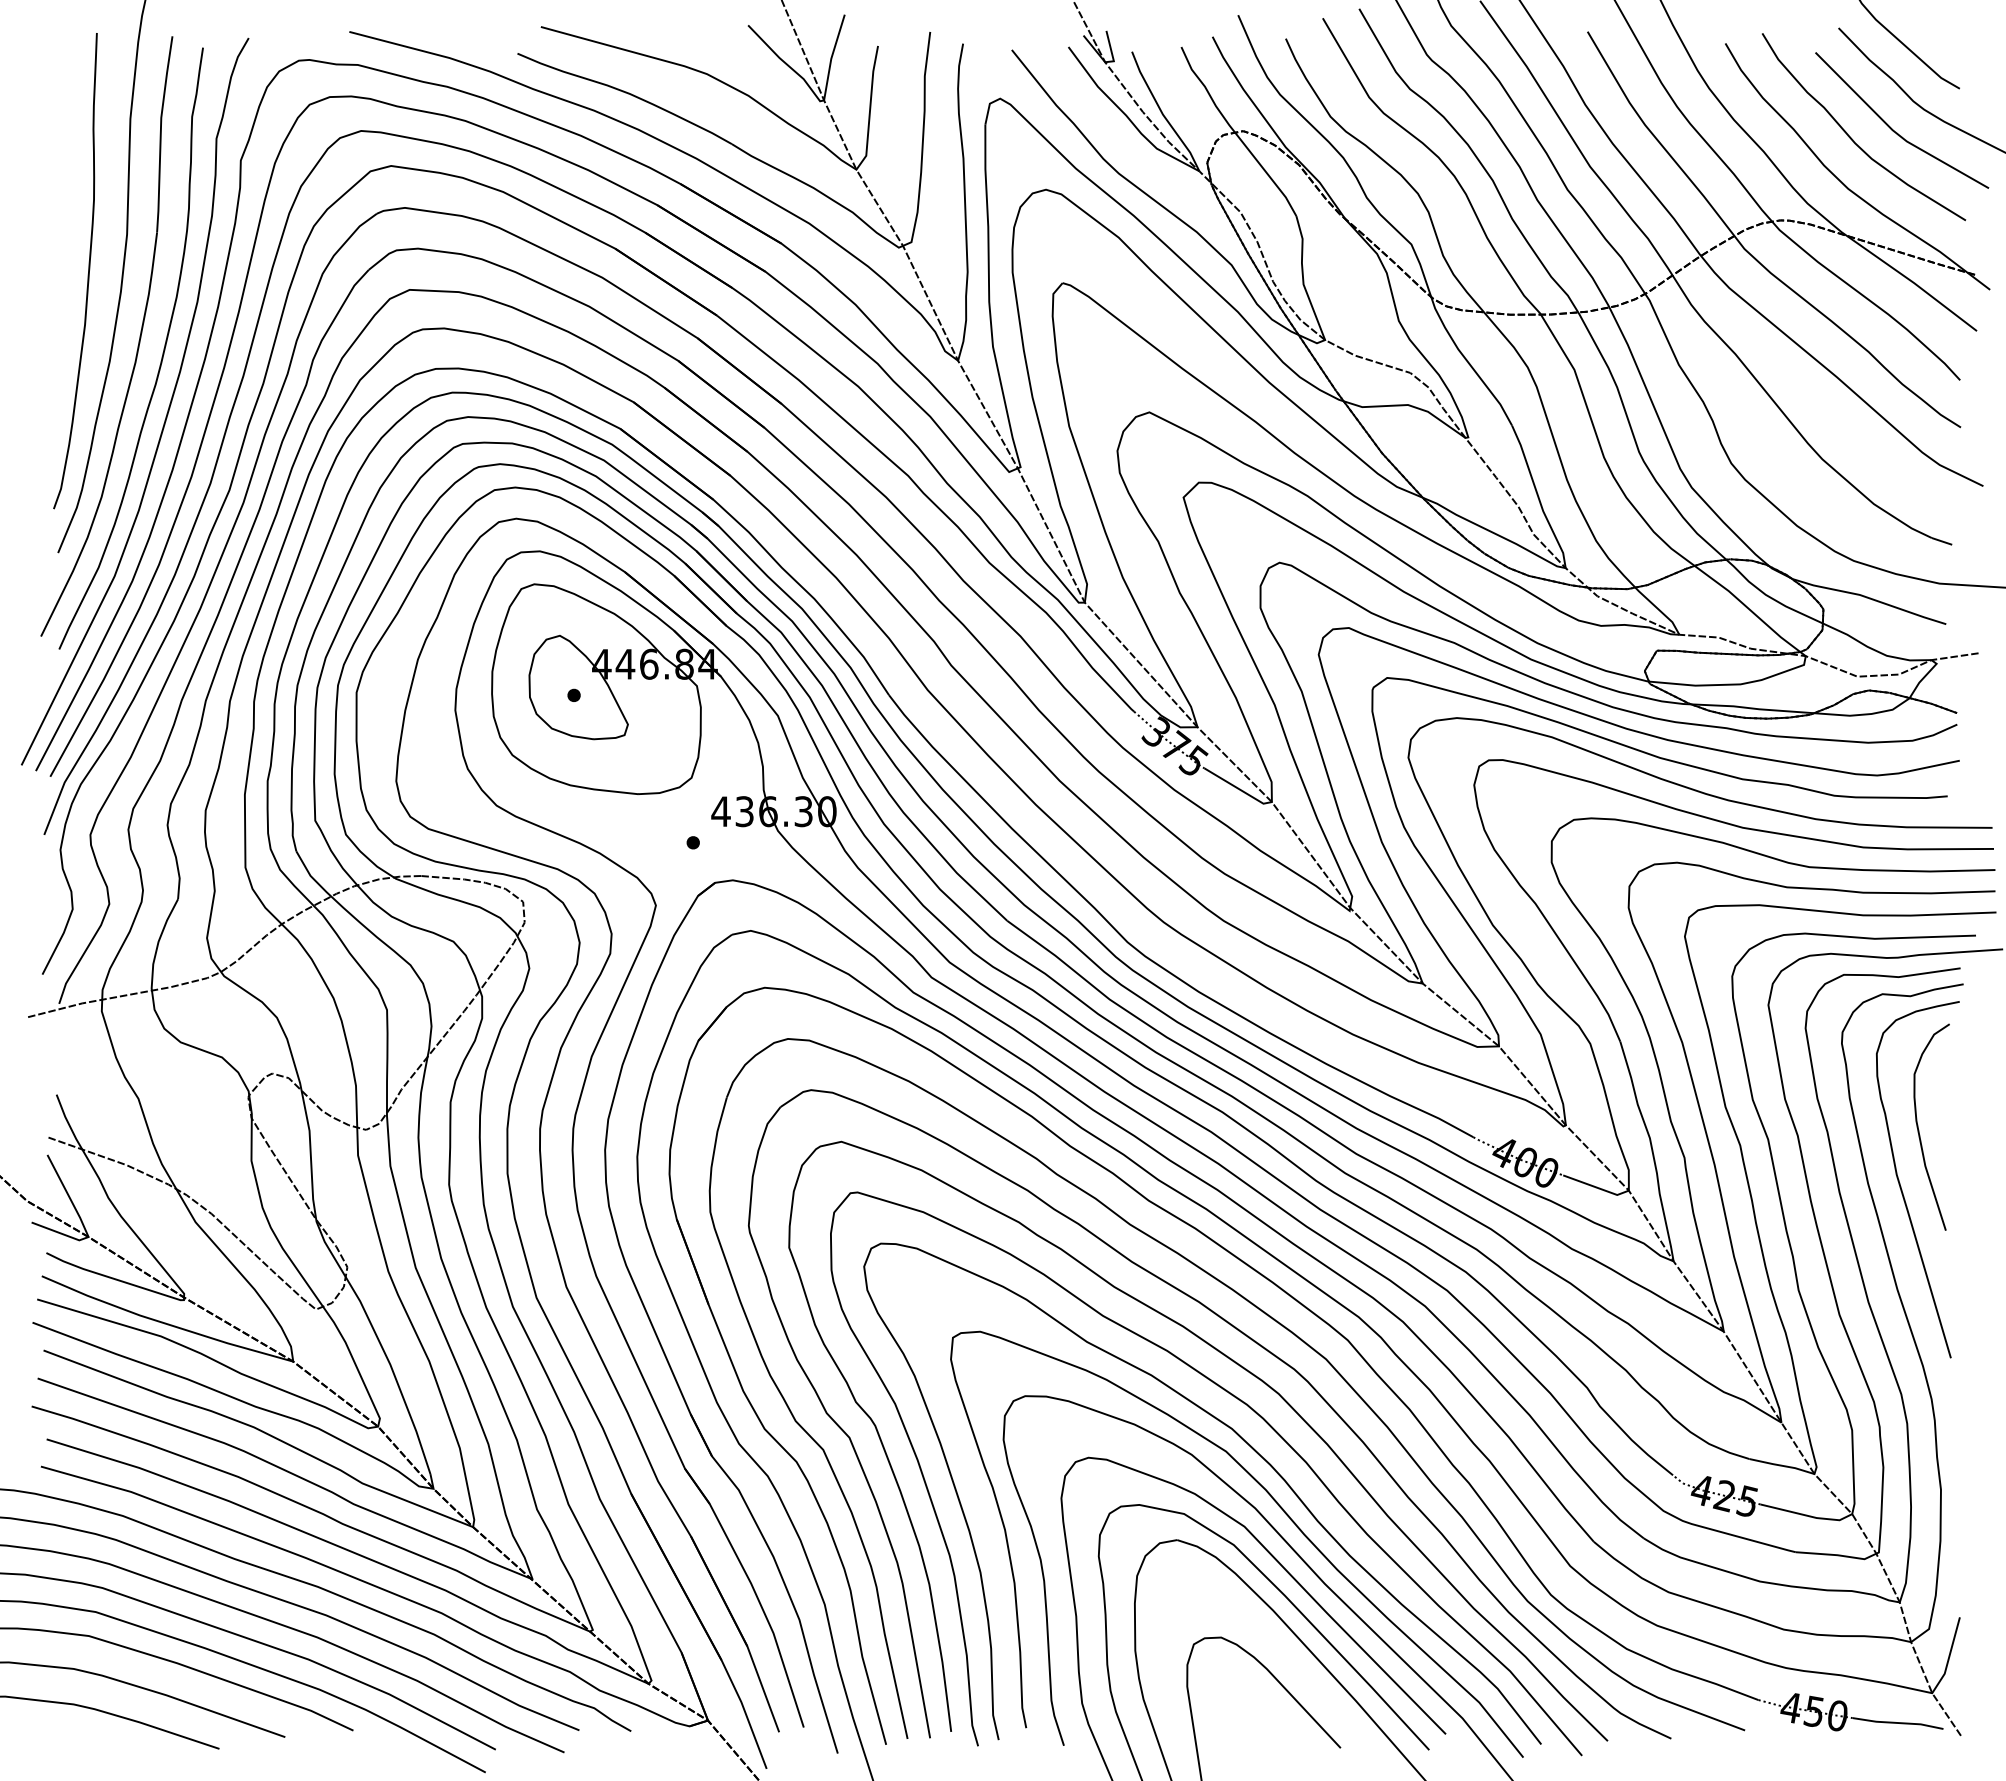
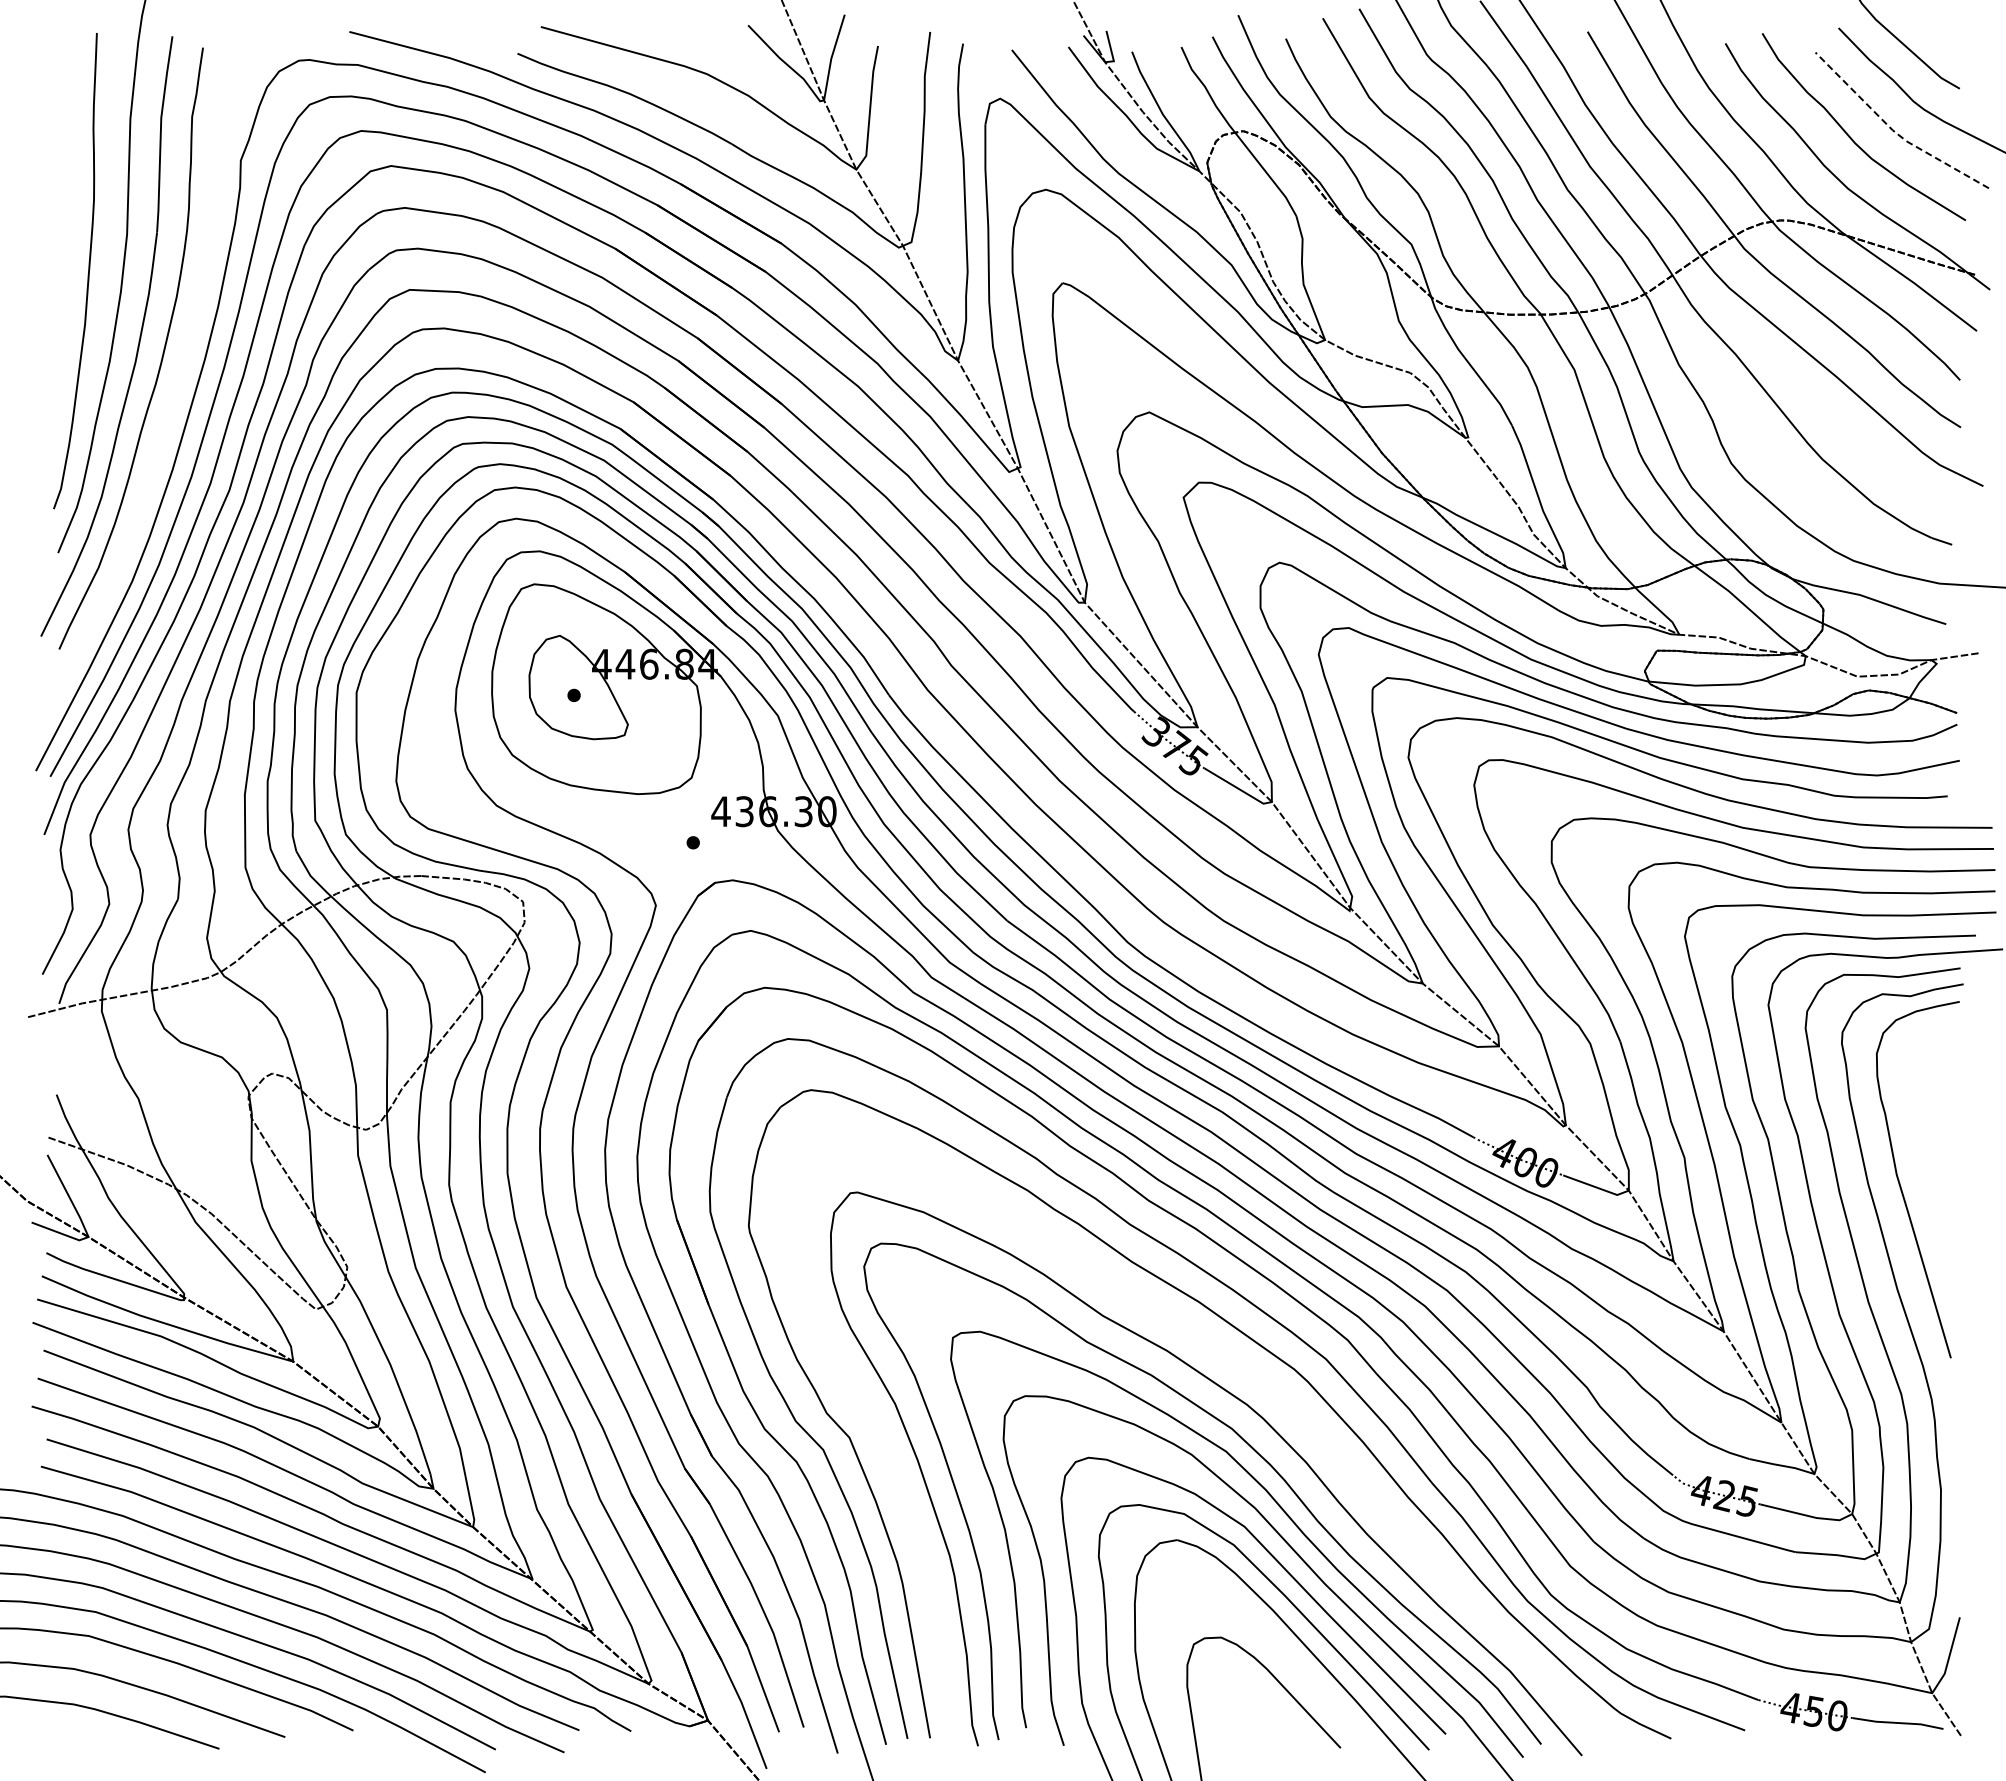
line: solid -> dashed (1894, 131)
curve: present -> none (167, 410)
curve: present -> none (1919, 1130)
curve: present -> none (1246, 1371)
